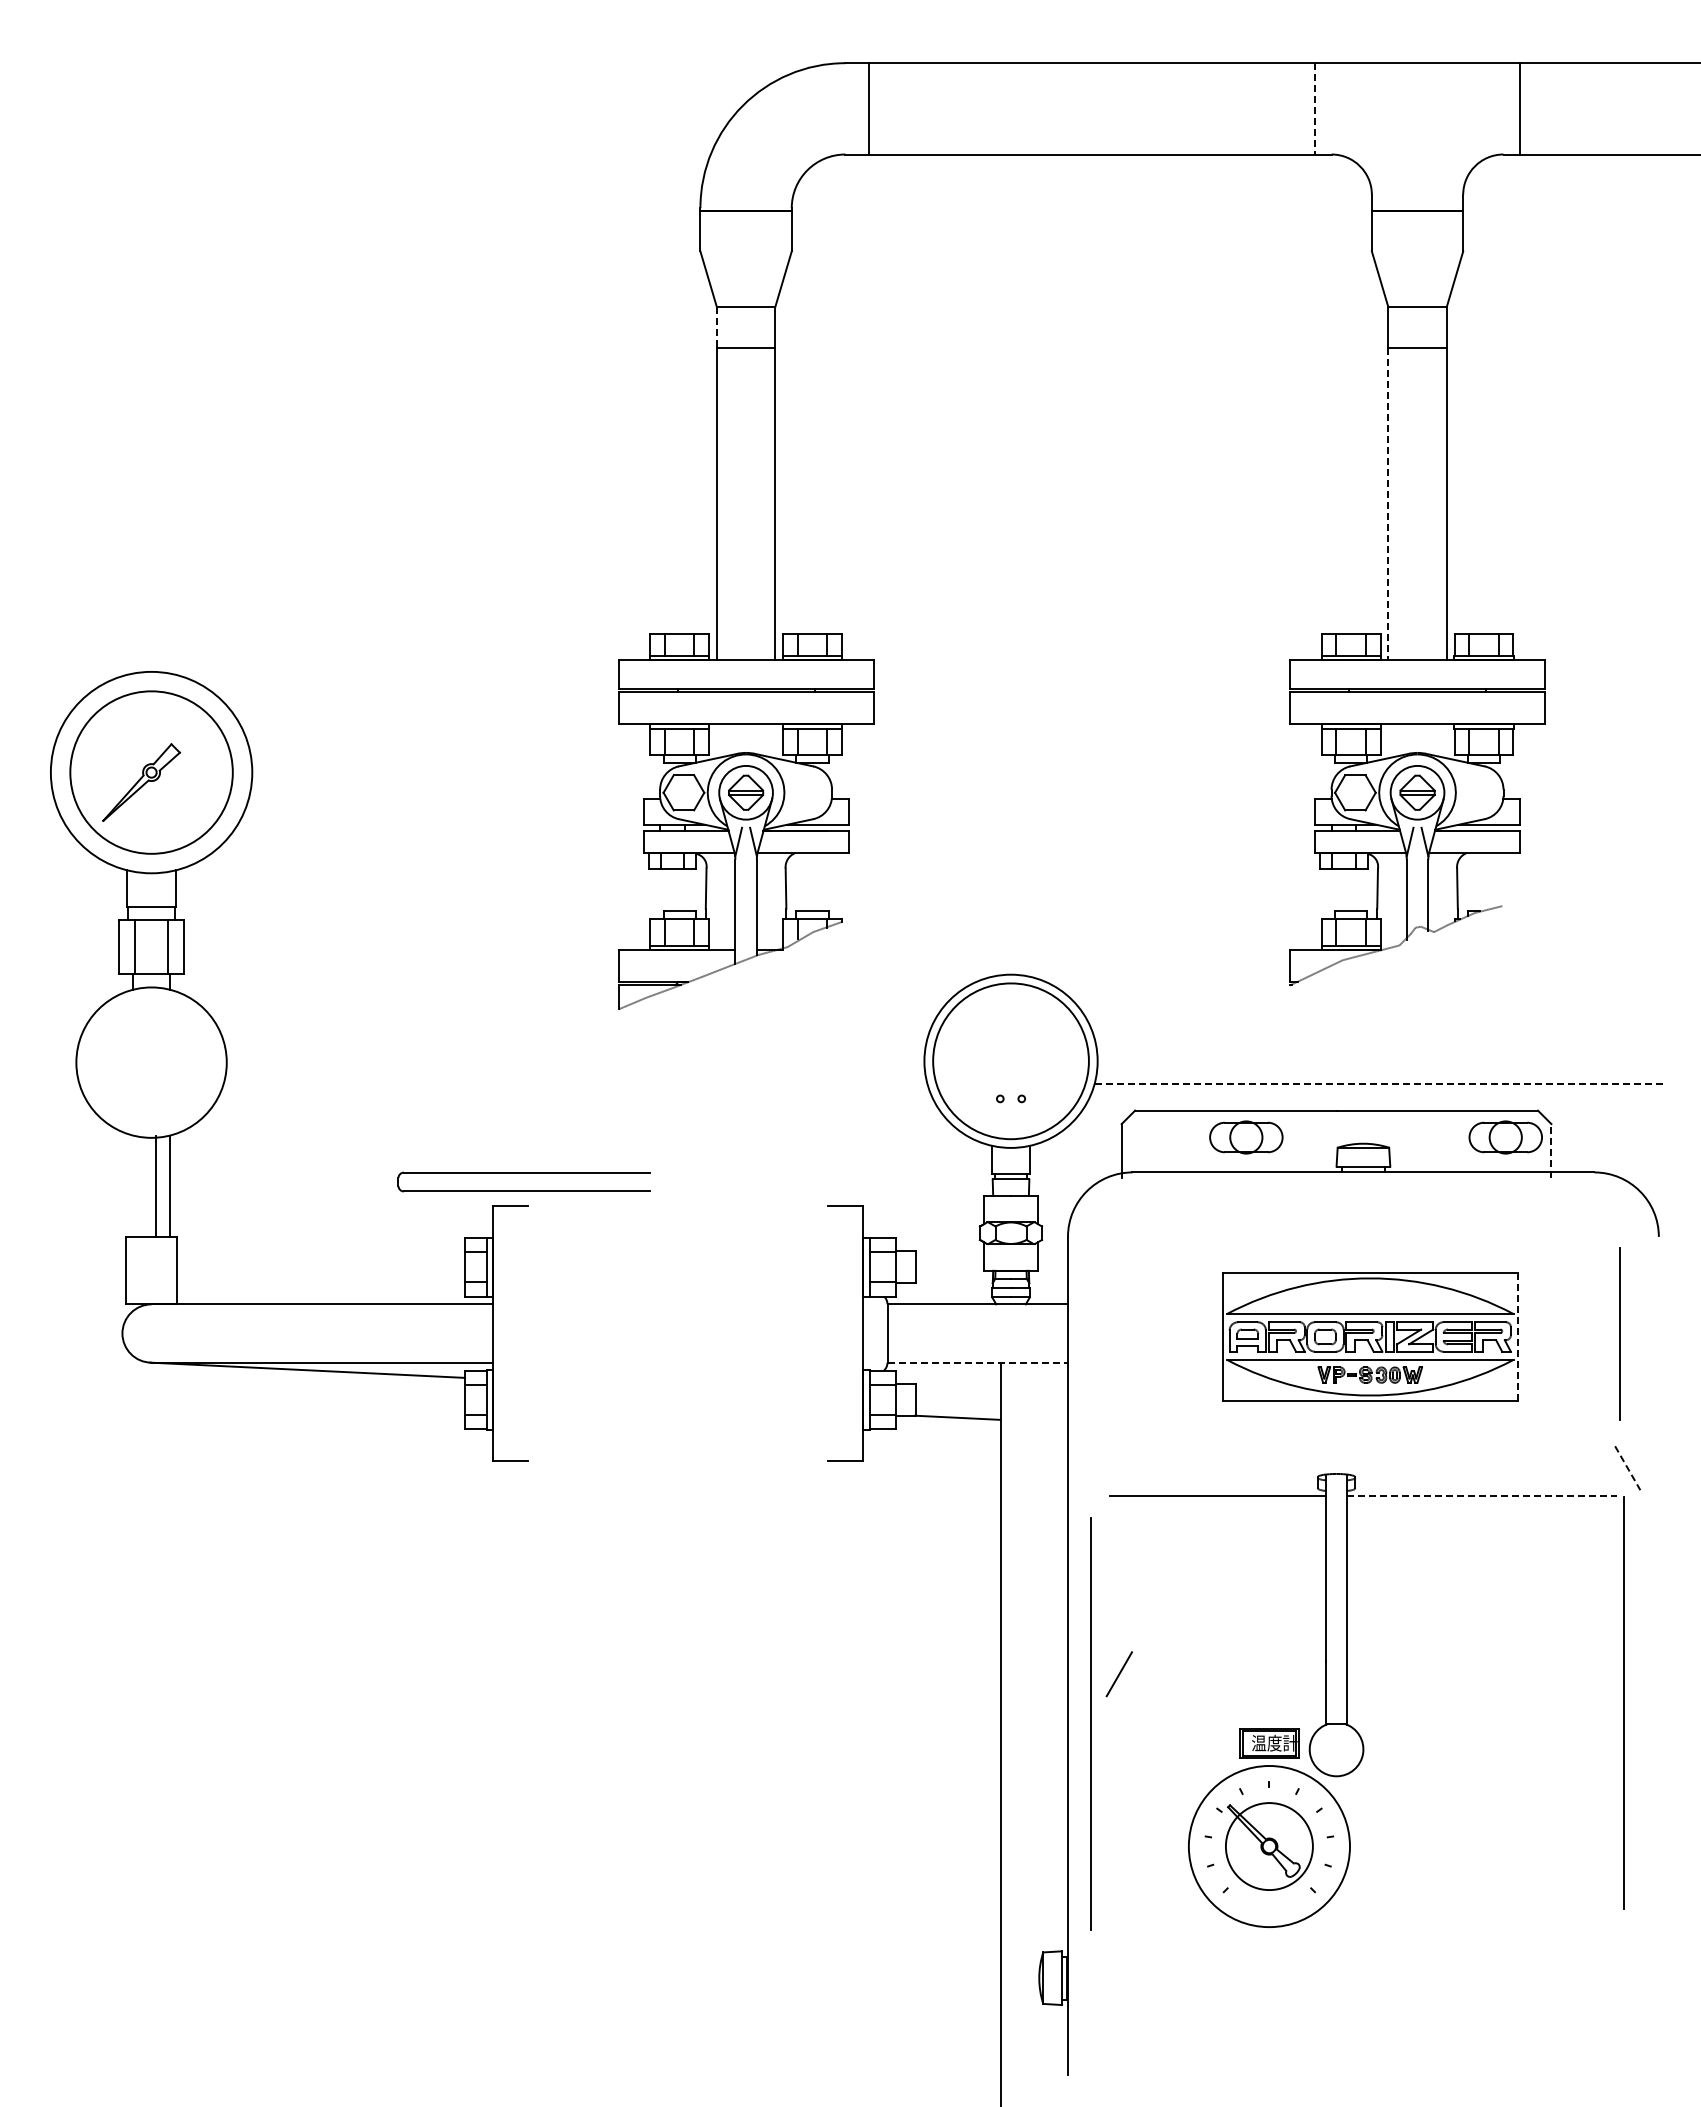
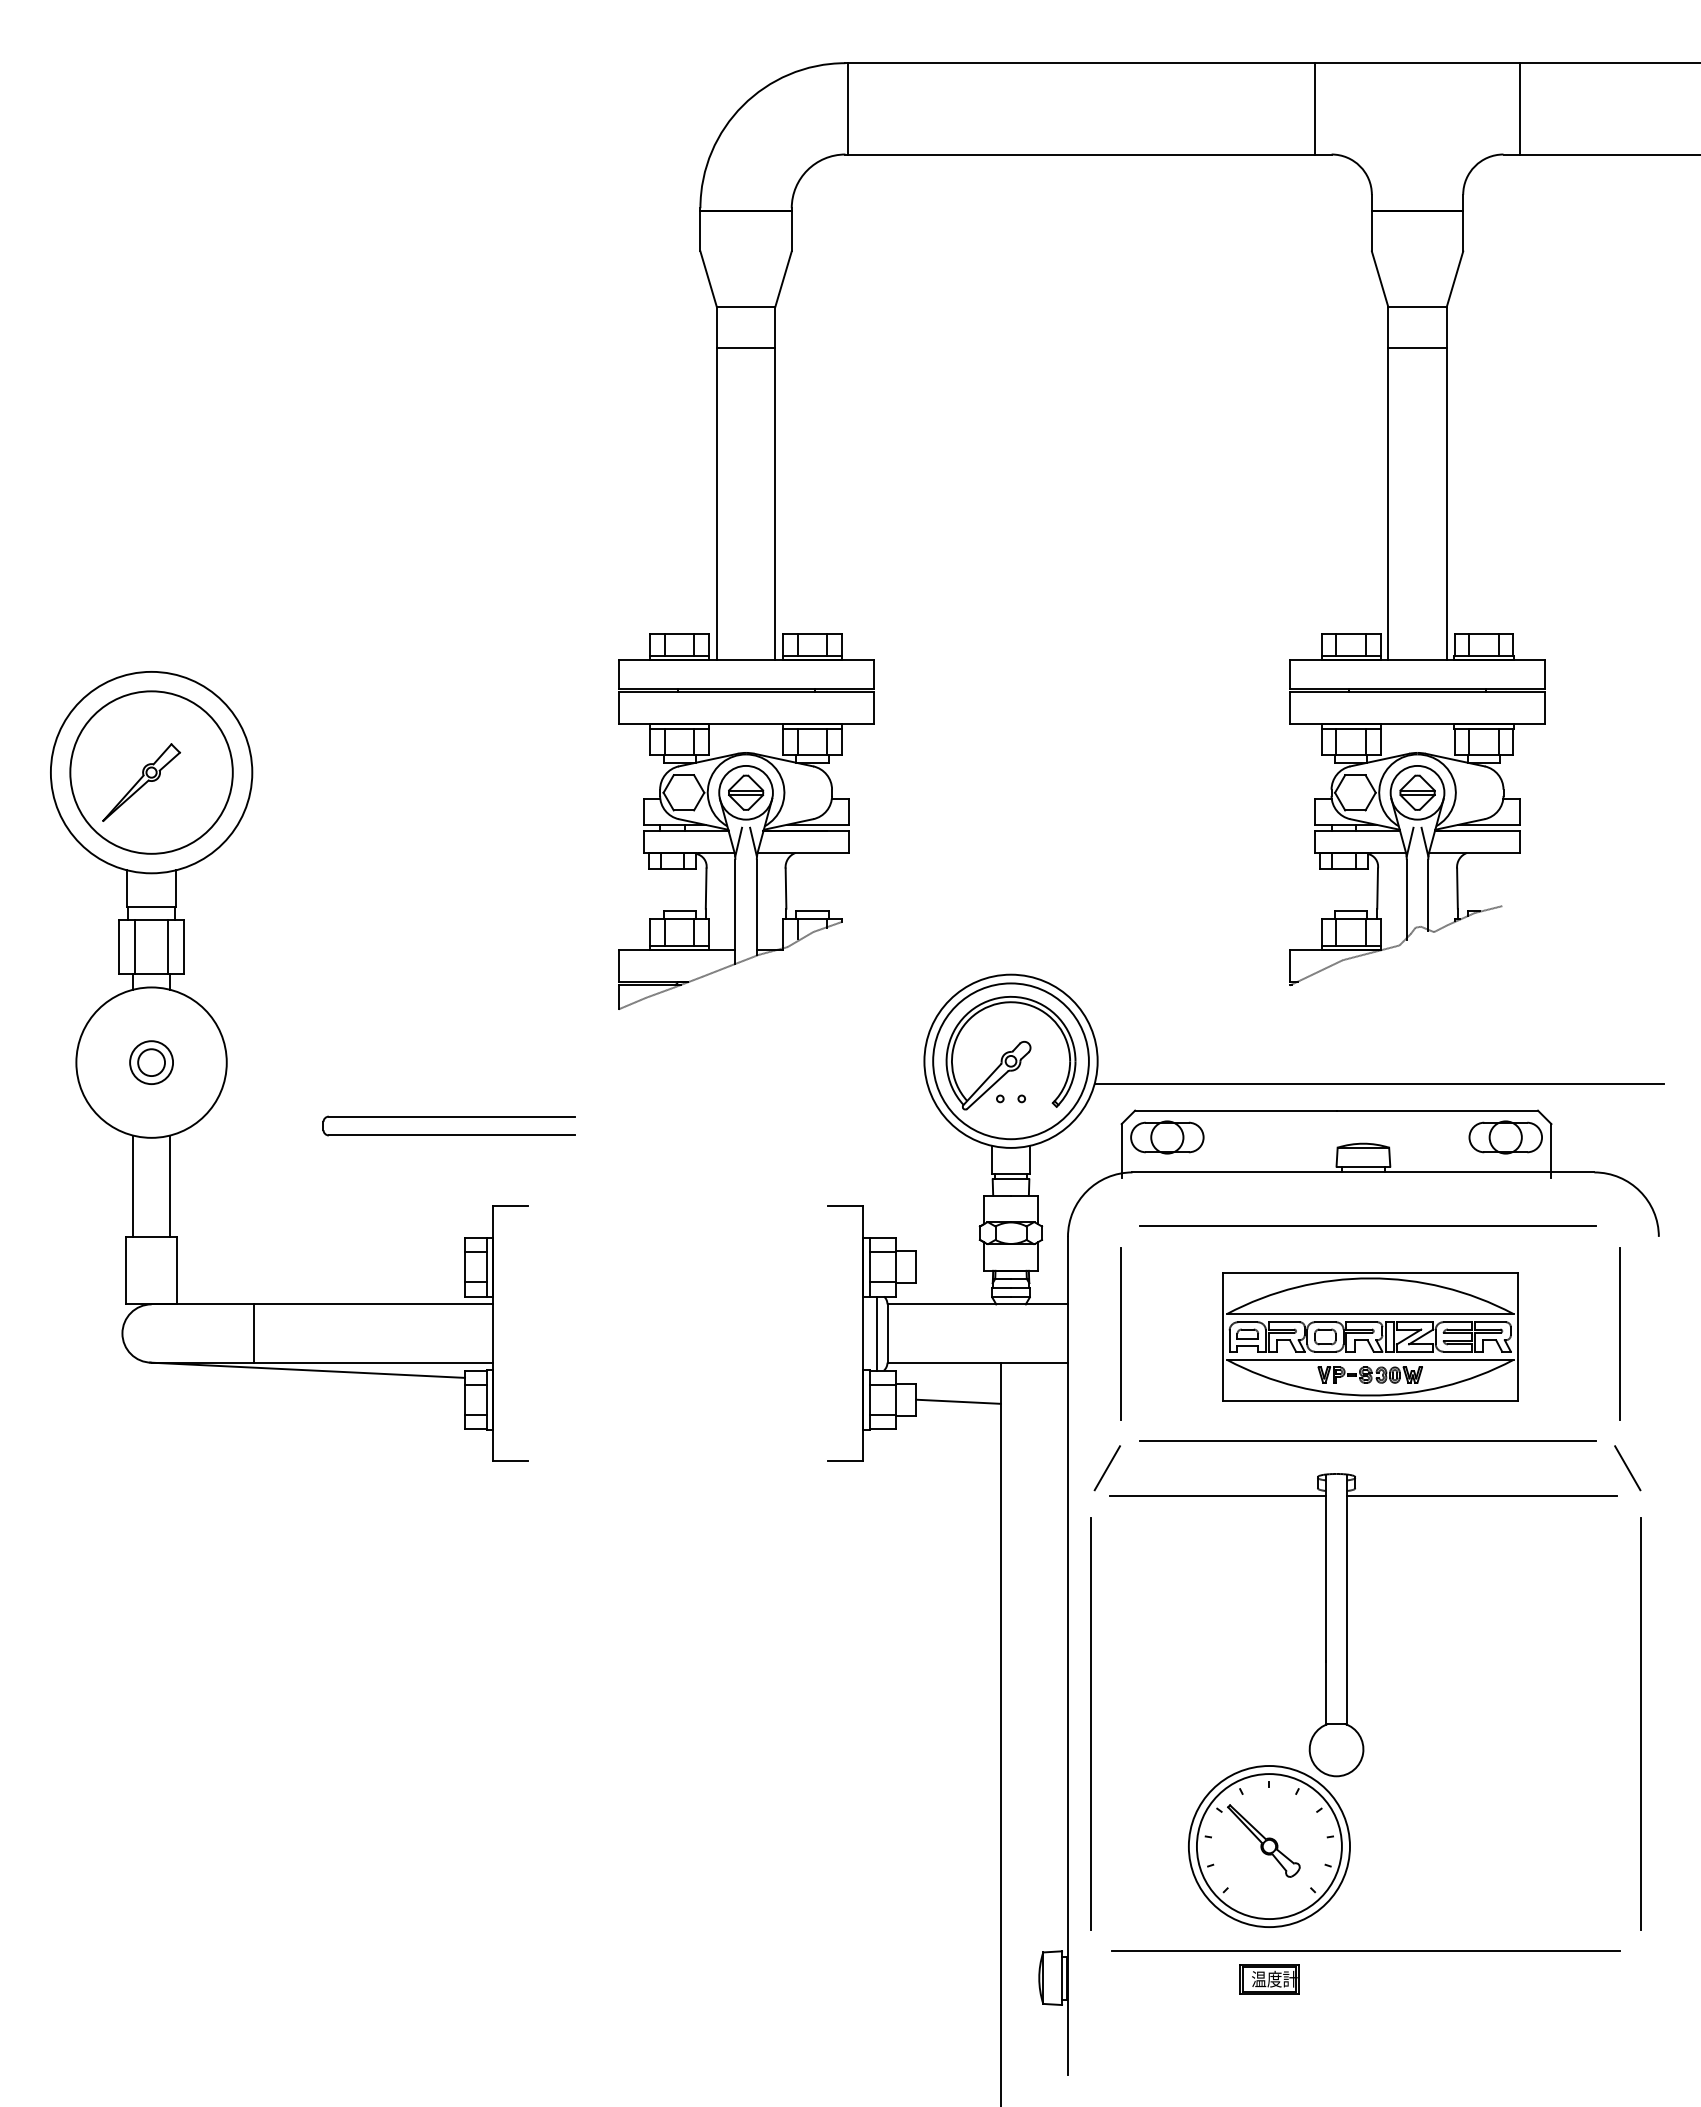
line position: (869, 108) -> (848, 108) (848, 108)
line: dashed -> solid (1315, 108)
line: dashed -> solid (716, 327)
line: dashed -> solid (1388, 504)
part: none -> present (1010, 1053)
part: none -> present (151, 1062)
line: dashed -> solid (1379, 1083)
part position: (1246, 1137) -> (1167, 1137) (1167, 1137)
line: dashed -> solid (1551, 1150)
part position: (523, 1173) -> (448, 1117) (448, 1117)
line position: (156, 1186) -> (133, 1186) (133, 1186)
line: none -> present (1367, 1226)
line: none -> present (253, 1333)
line: none -> present (876, 1333)
line: none -> present (1120, 1333)
line: dashed -> solid (1518, 1336)
line: dashed -> solid (978, 1362)
line position: (957, 1417) -> (958, 1401) (958, 1401)
line: none -> present (1367, 1440)
line: dashed -> solid (1628, 1468)
line: dashed -> solid (1482, 1496)
line position: (1118, 1674) -> (1106, 1468) (1106, 1468)
line position: (1623, 1702) -> (1640, 1723) (1640, 1723)
part position: (1269, 1743) -> (1269, 1979) (1269, 1979)
circle diameter: 87 px -> 145 px (1268, 1846)
line: none -> present (1365, 1950)
